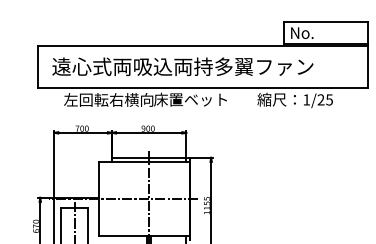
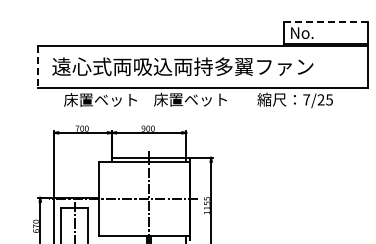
line: solid -> dashed (326, 22)
line: solid -> dashed (37, 67)
text: 左回転右横向 -> 床置ベット (108, 99)
text: 1/25 -> 7/25 (306, 99)
